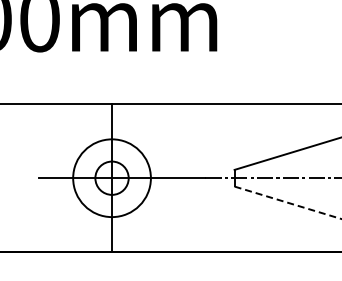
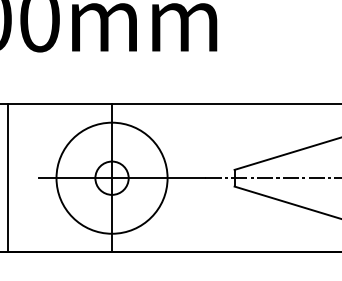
line: none -> present (8, 178)
circle diameter: 78 px -> 111 px (111, 177)
line: dashed -> solid (288, 202)
